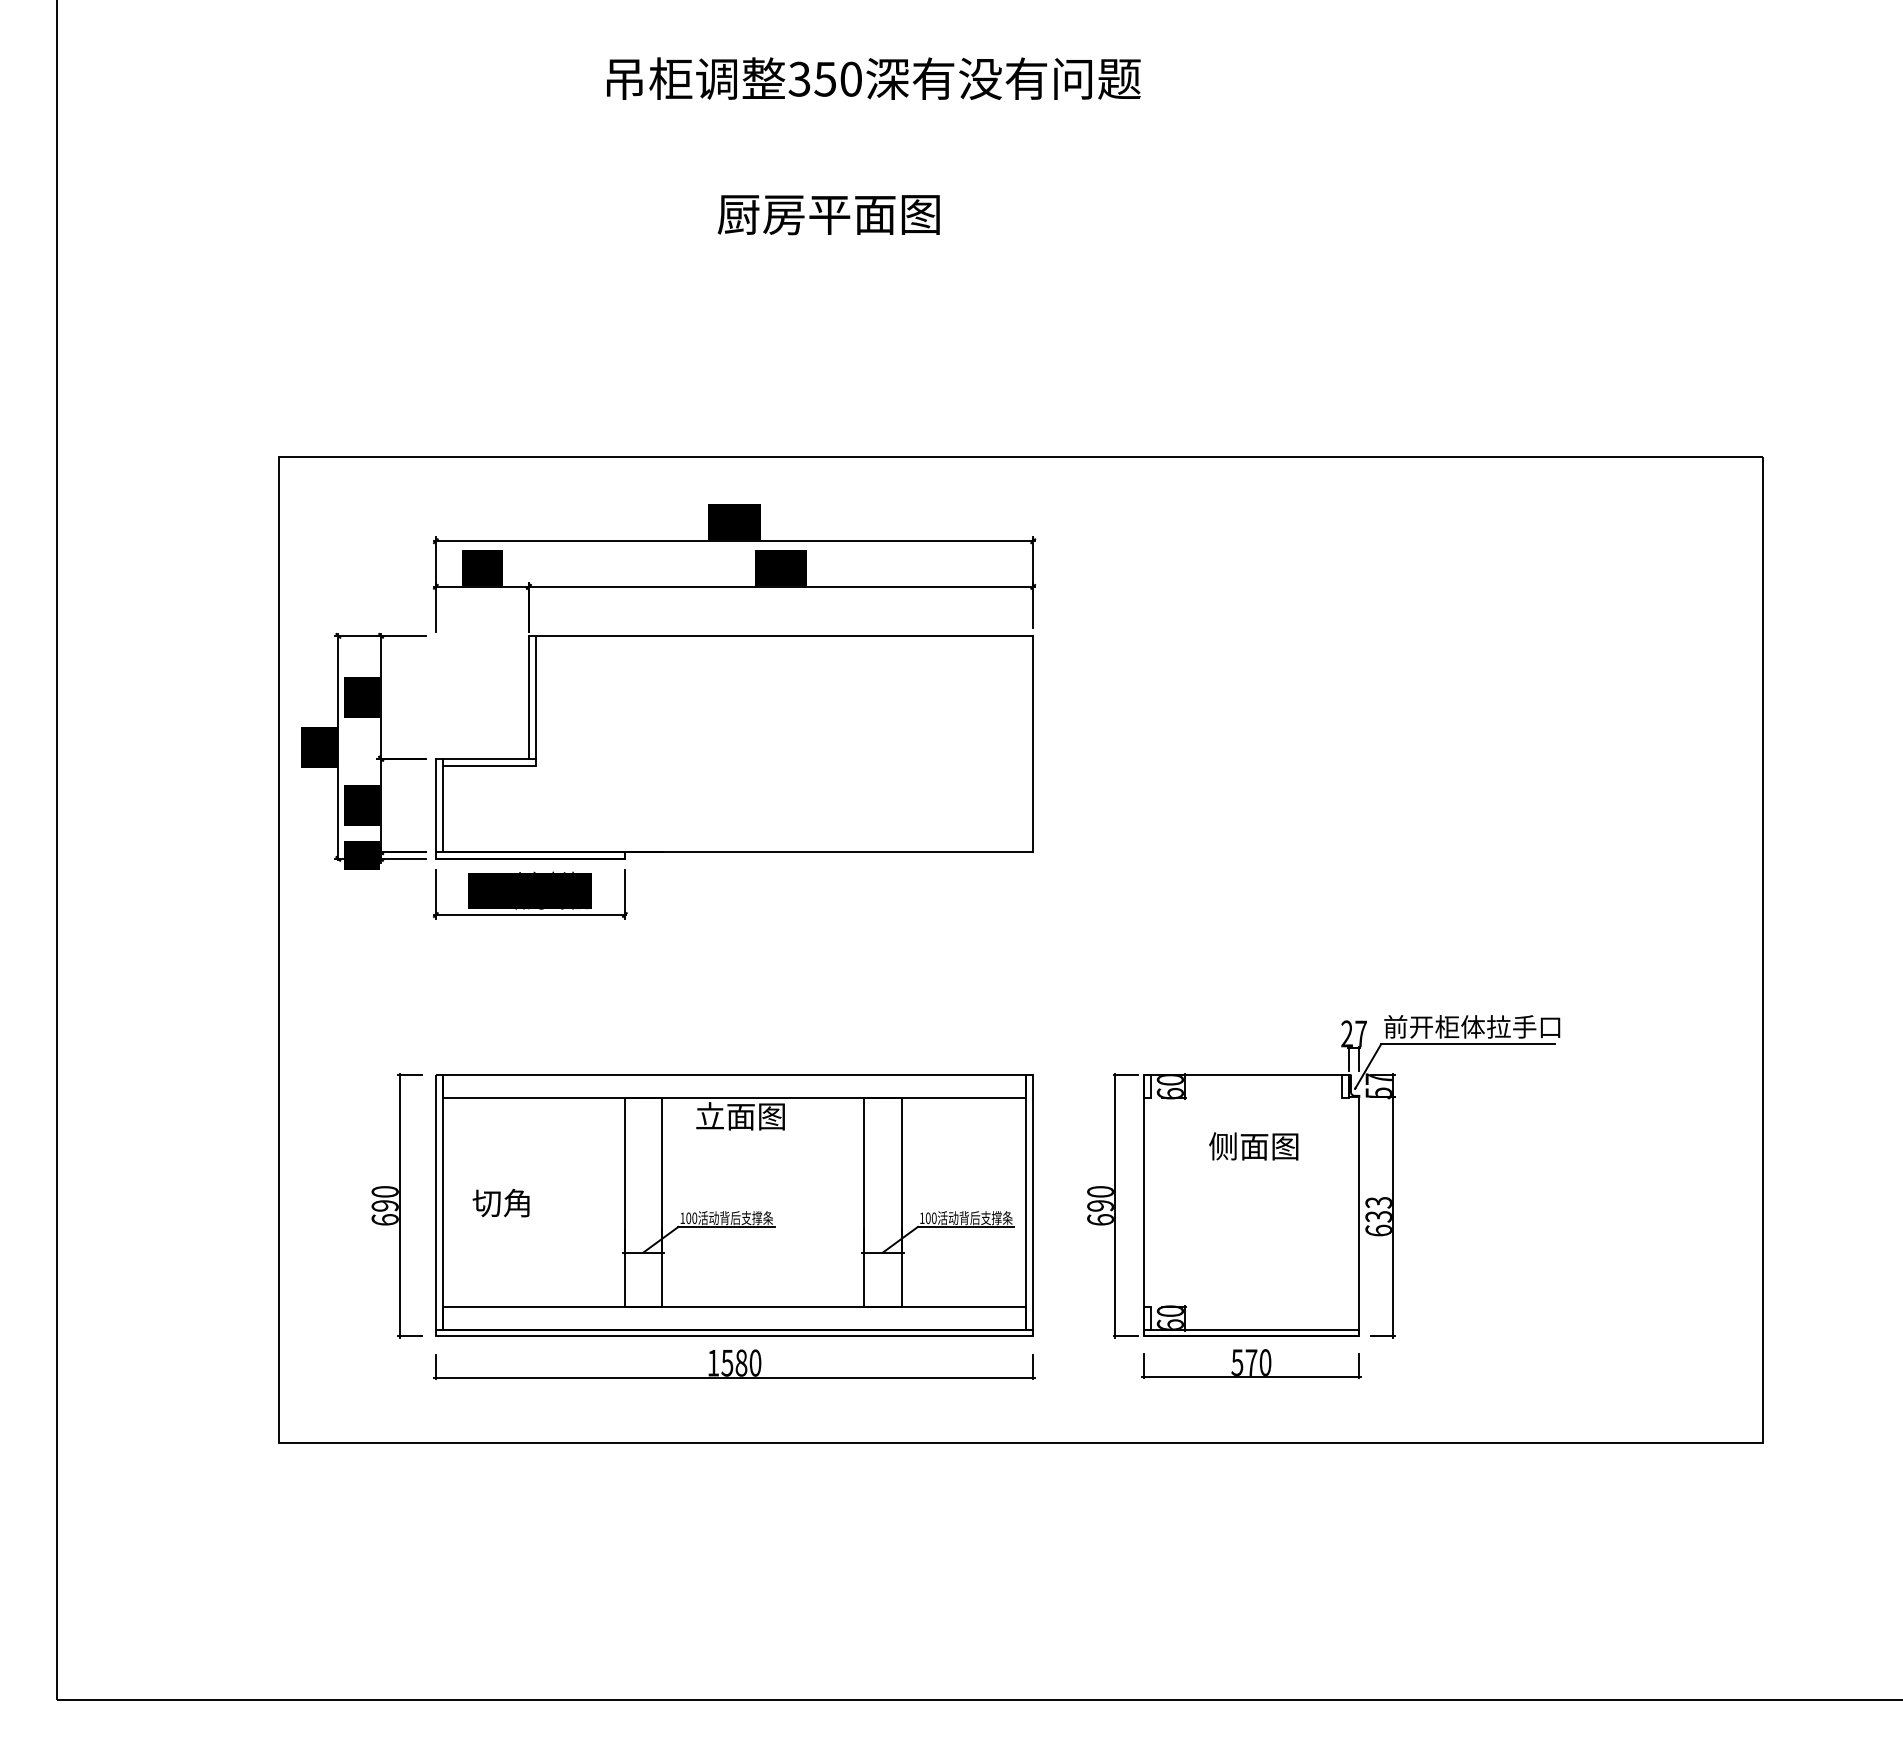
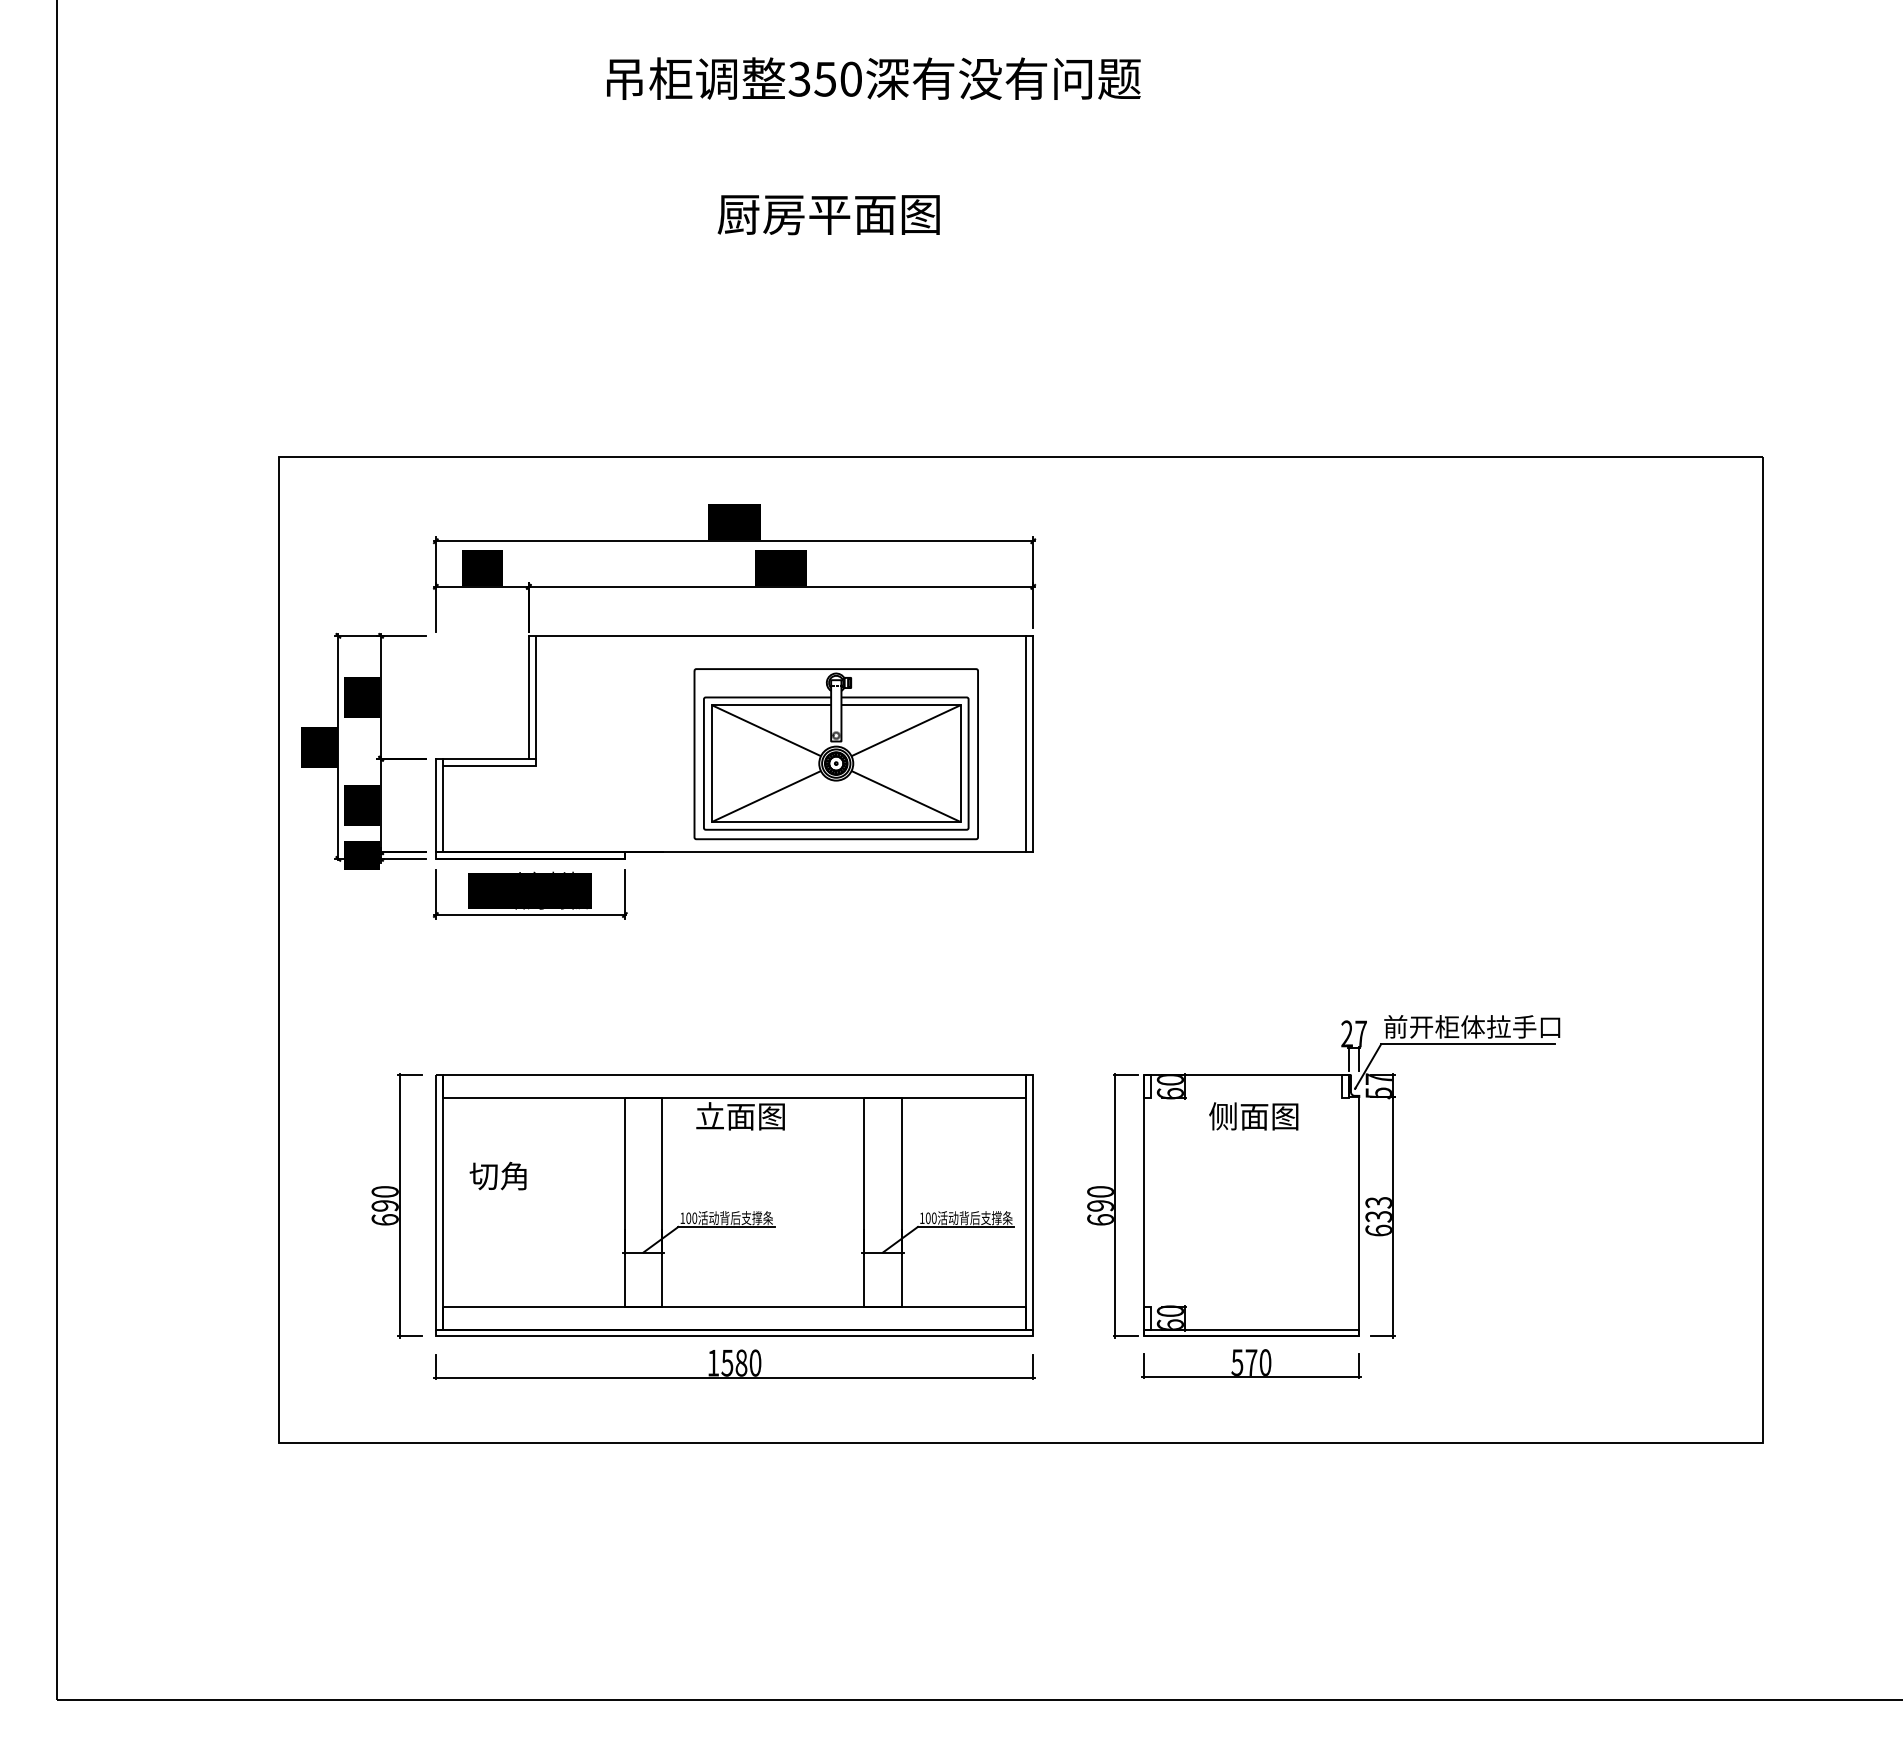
line: none -> present (1026, 743)
part: none -> present (835, 754)
text position: (1253, 1146) -> (1253, 1116) (1253, 1116)
text position: (500, 1202) -> (497, 1175) (497, 1175)
